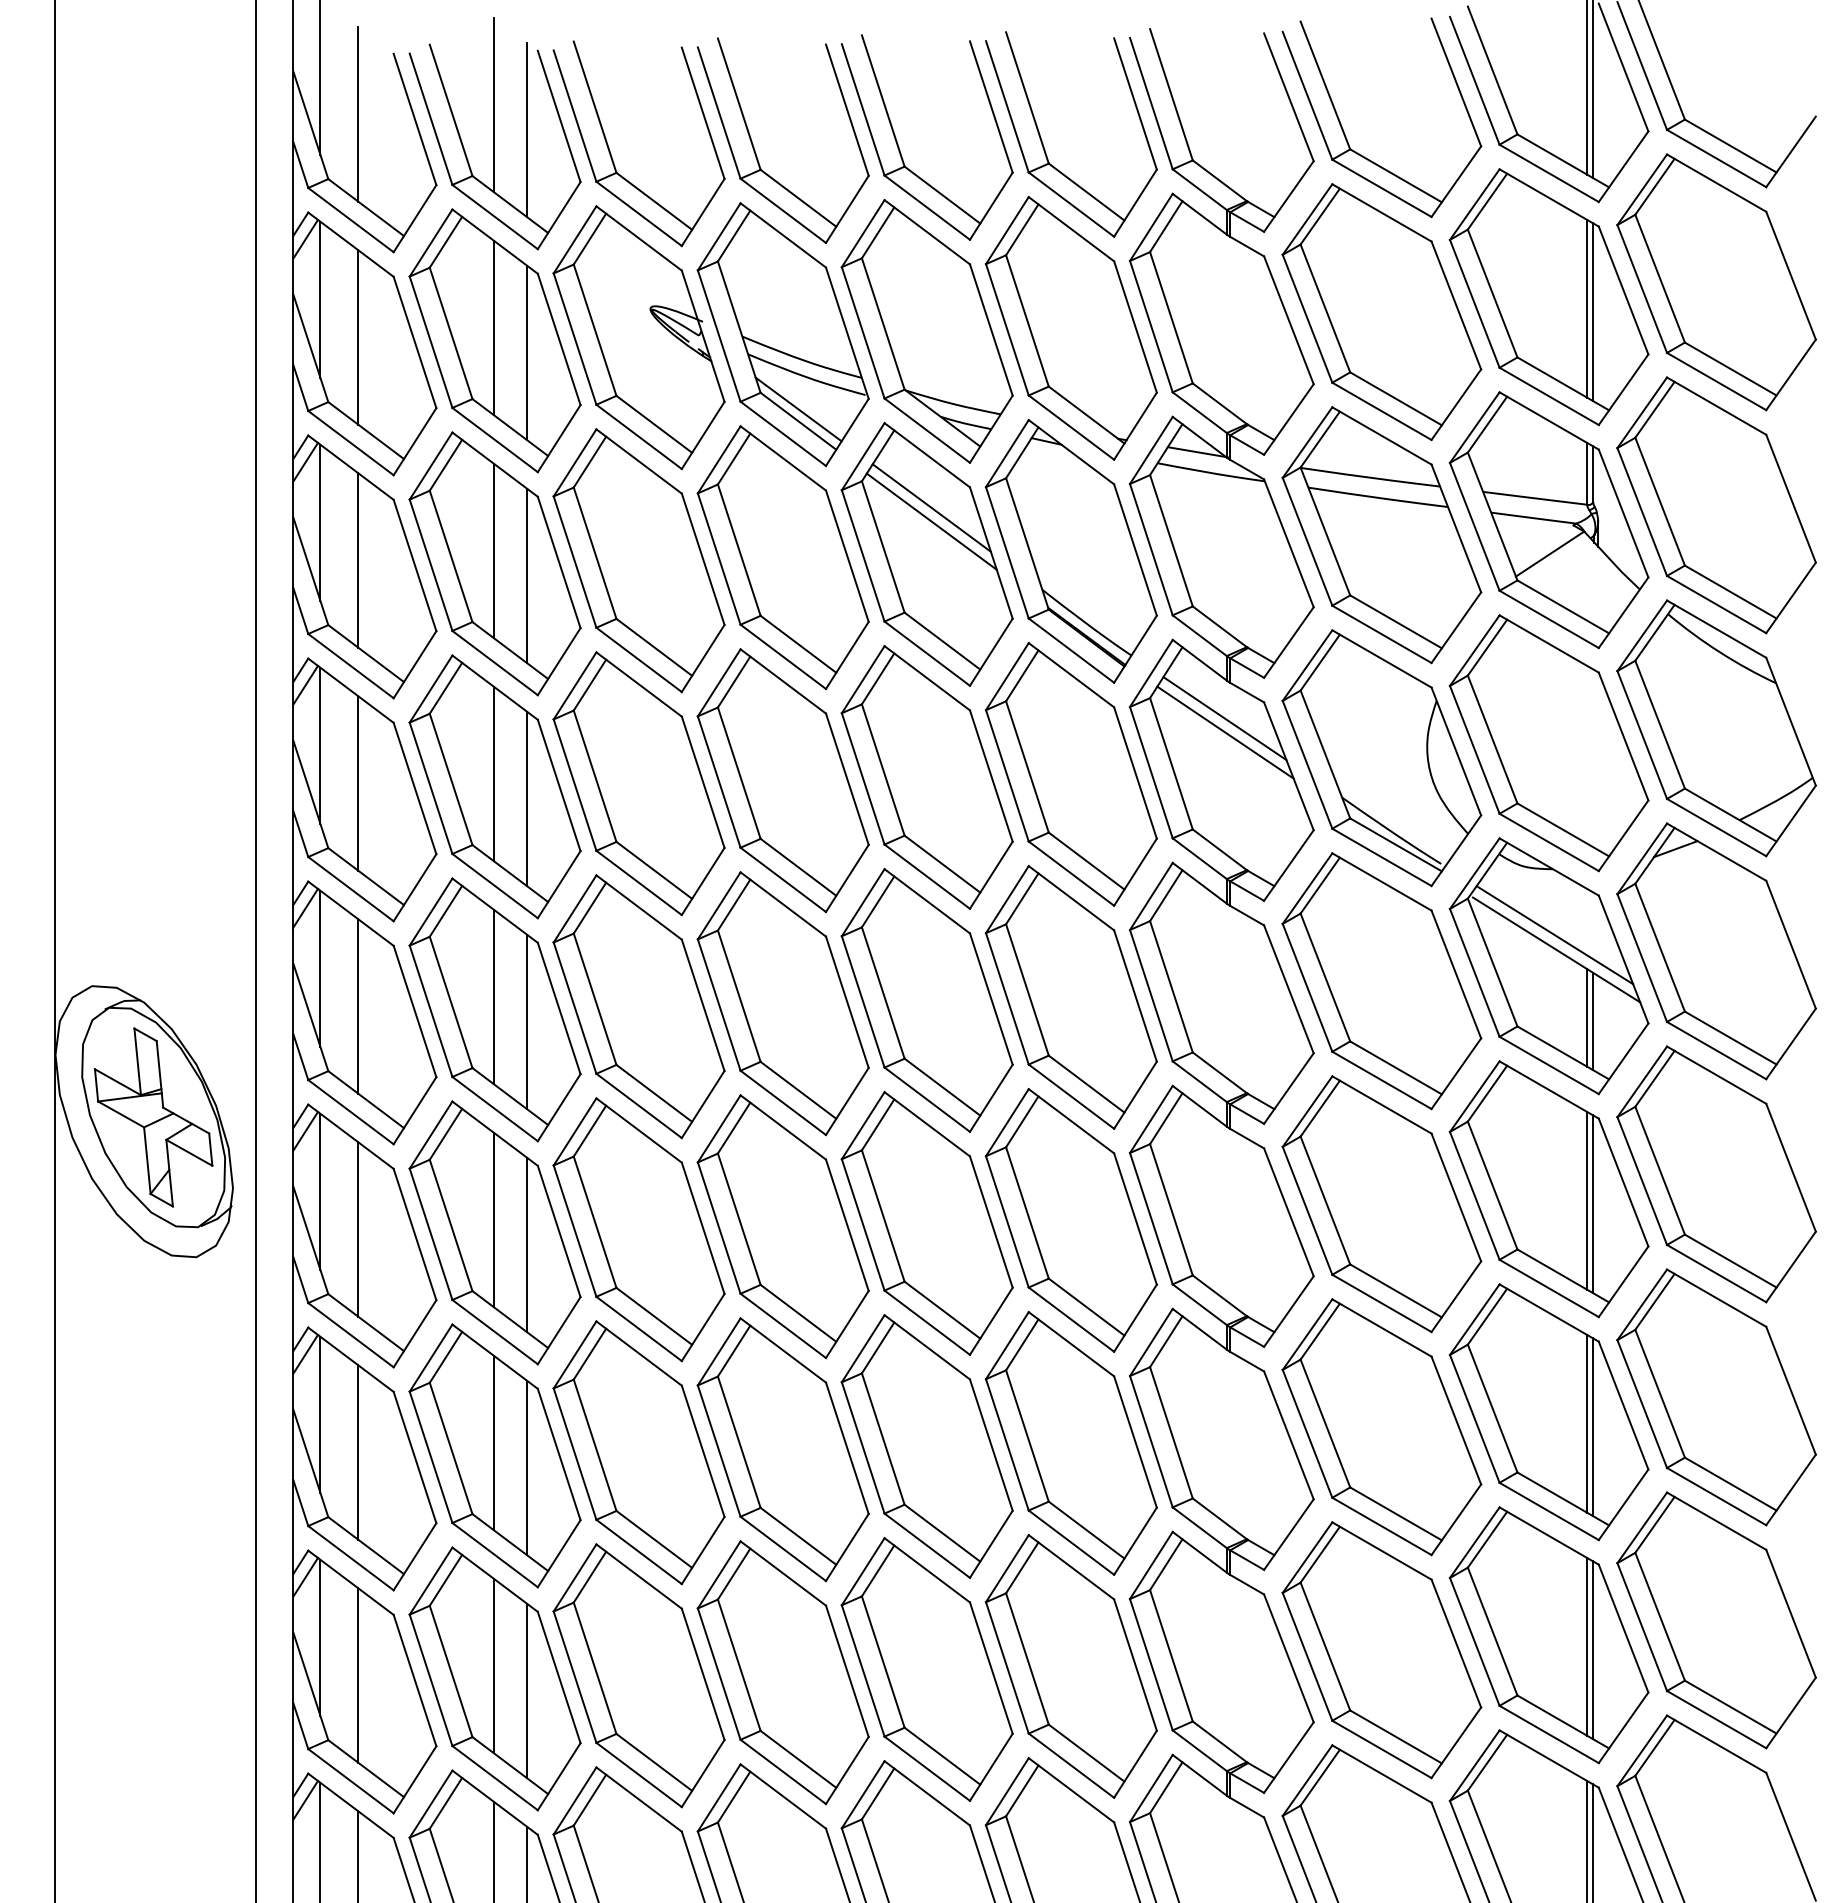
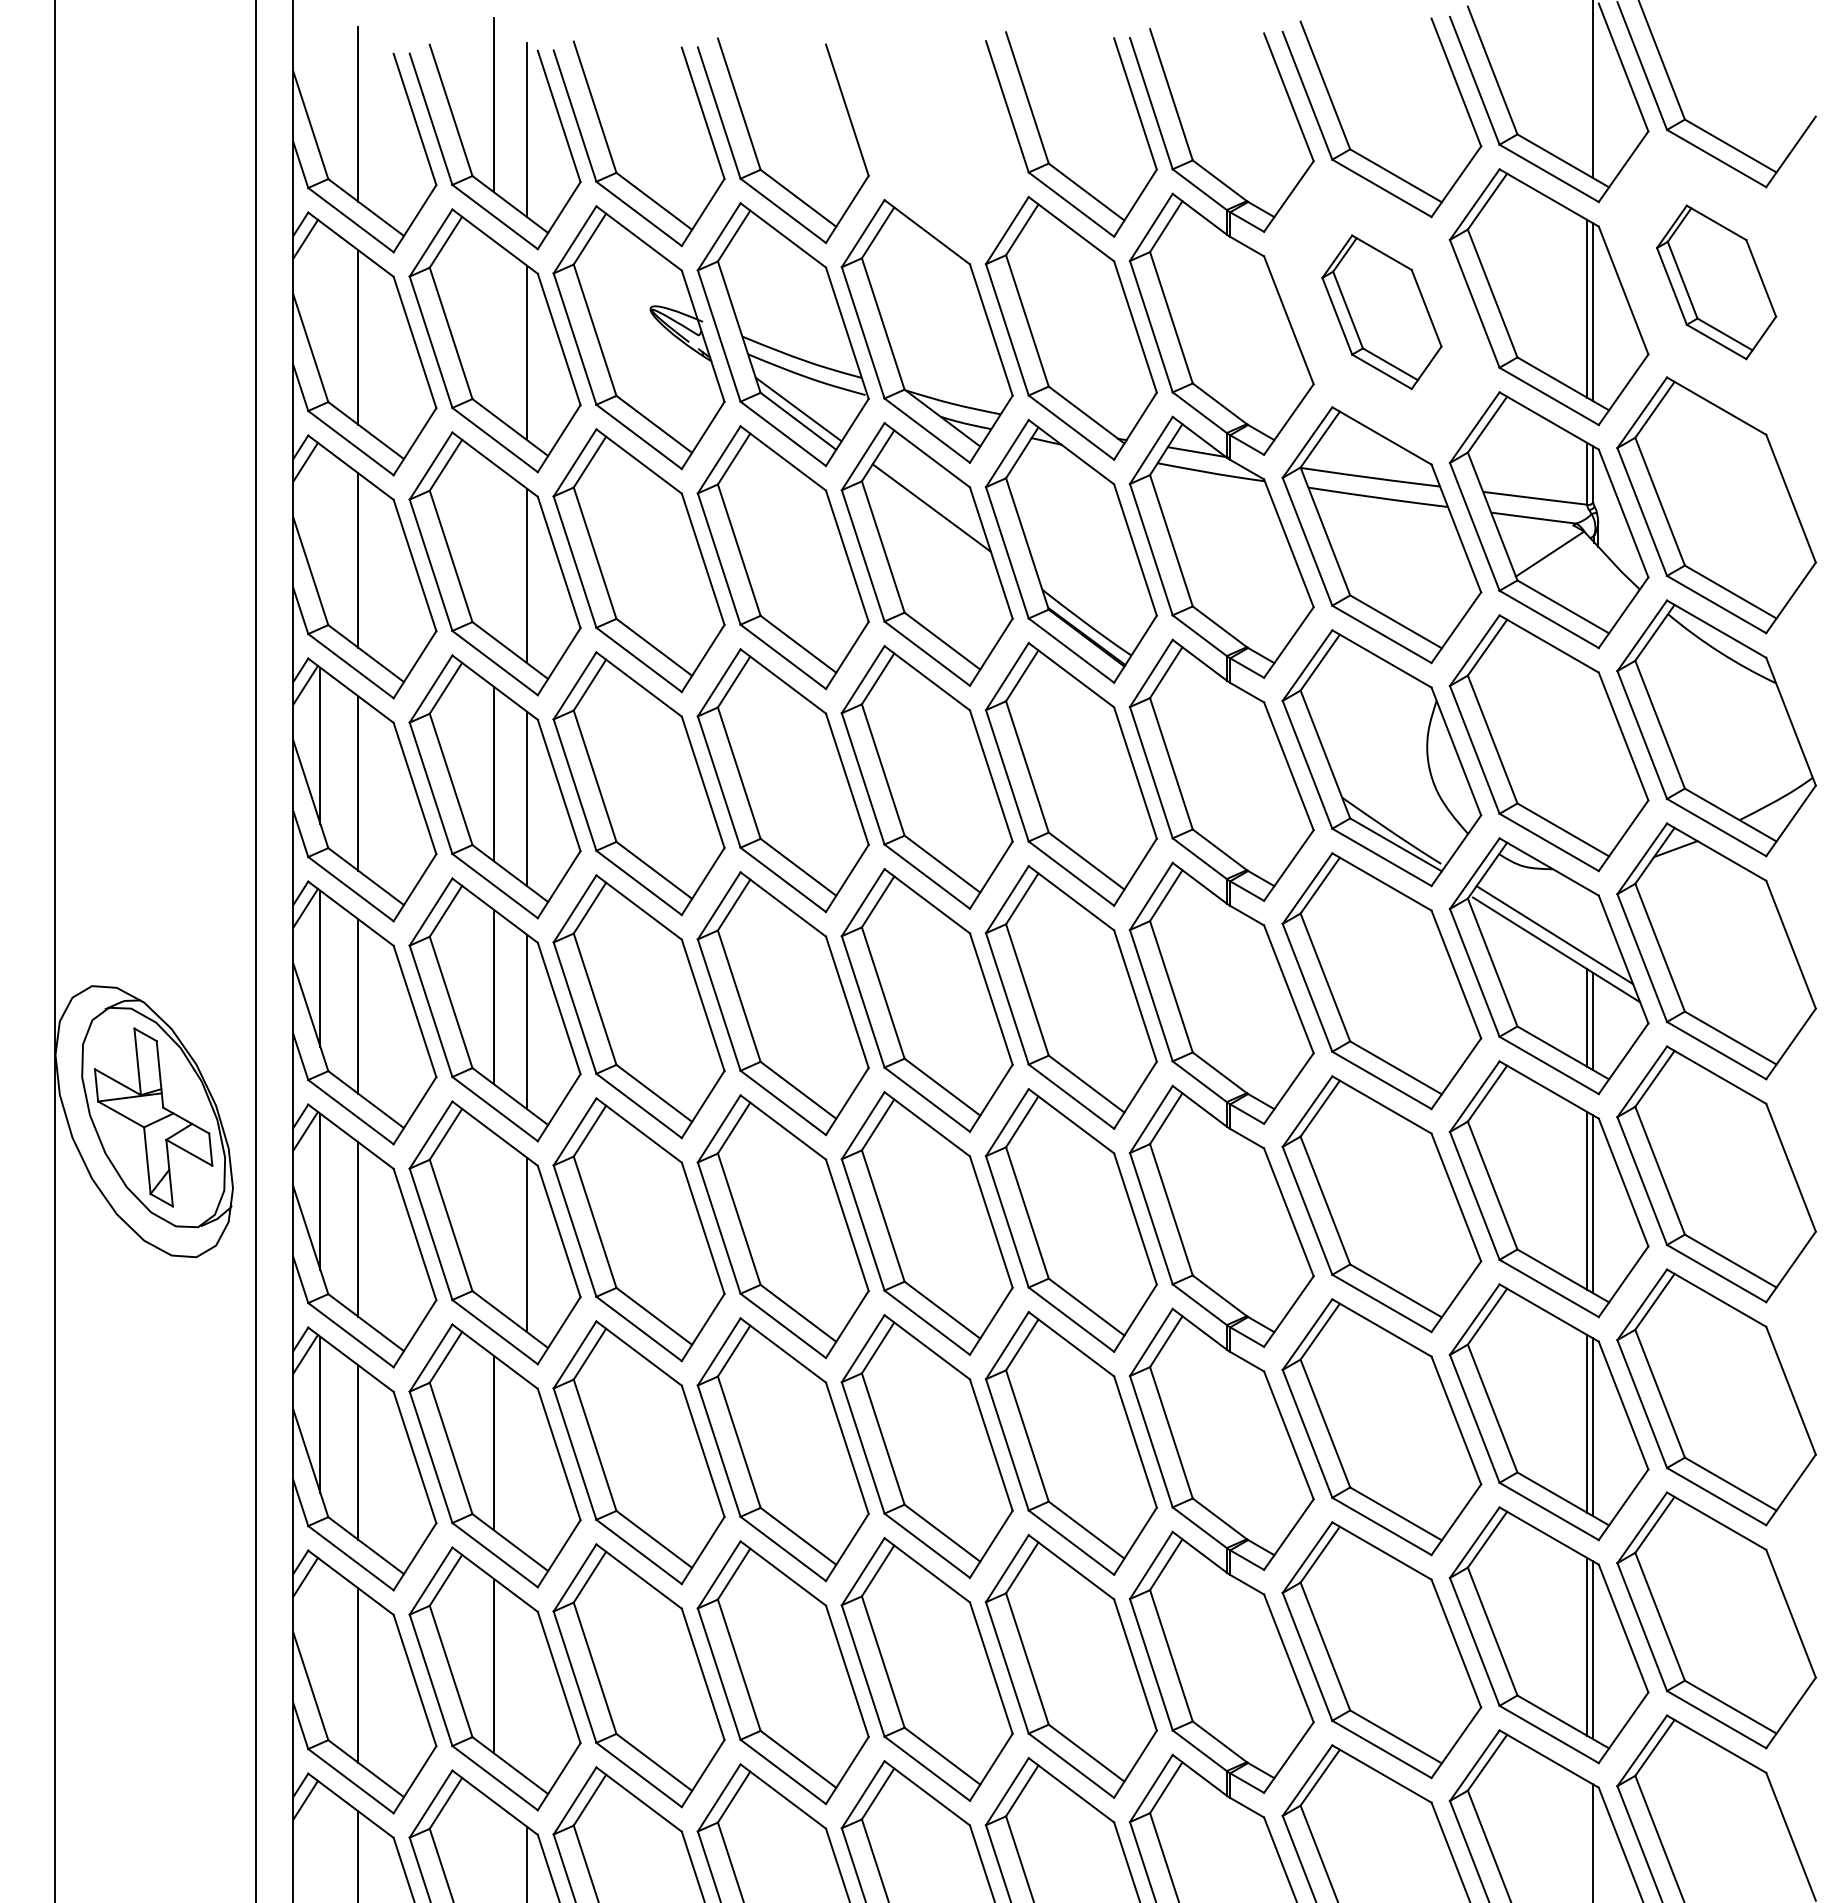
line: present -> none (320, 78)
line: present -> none (1587, 88)
part: present -> none (899, 147)
part size: 201x259 px -> 122x157 px (1716, 282)
line: present -> none (320, 299)
part size: 202x259 px -> 122x157 px (1381, 312)
line: present -> none (493, 327)
line: present -> none (931, 521)
line: present -> none (320, 522)
line: present -> none (493, 550)
line: present -> none (1224, 718)
line: present -> none (1225, 732)
line: present -> none (493, 1219)
line: present -> none (527, 1467)
line: present -> none (320, 1637)
line: present -> none (527, 1690)
line: present -> none (320, 1840)
line: present -> none (1587, 1840)
line: present -> none (493, 1850)
